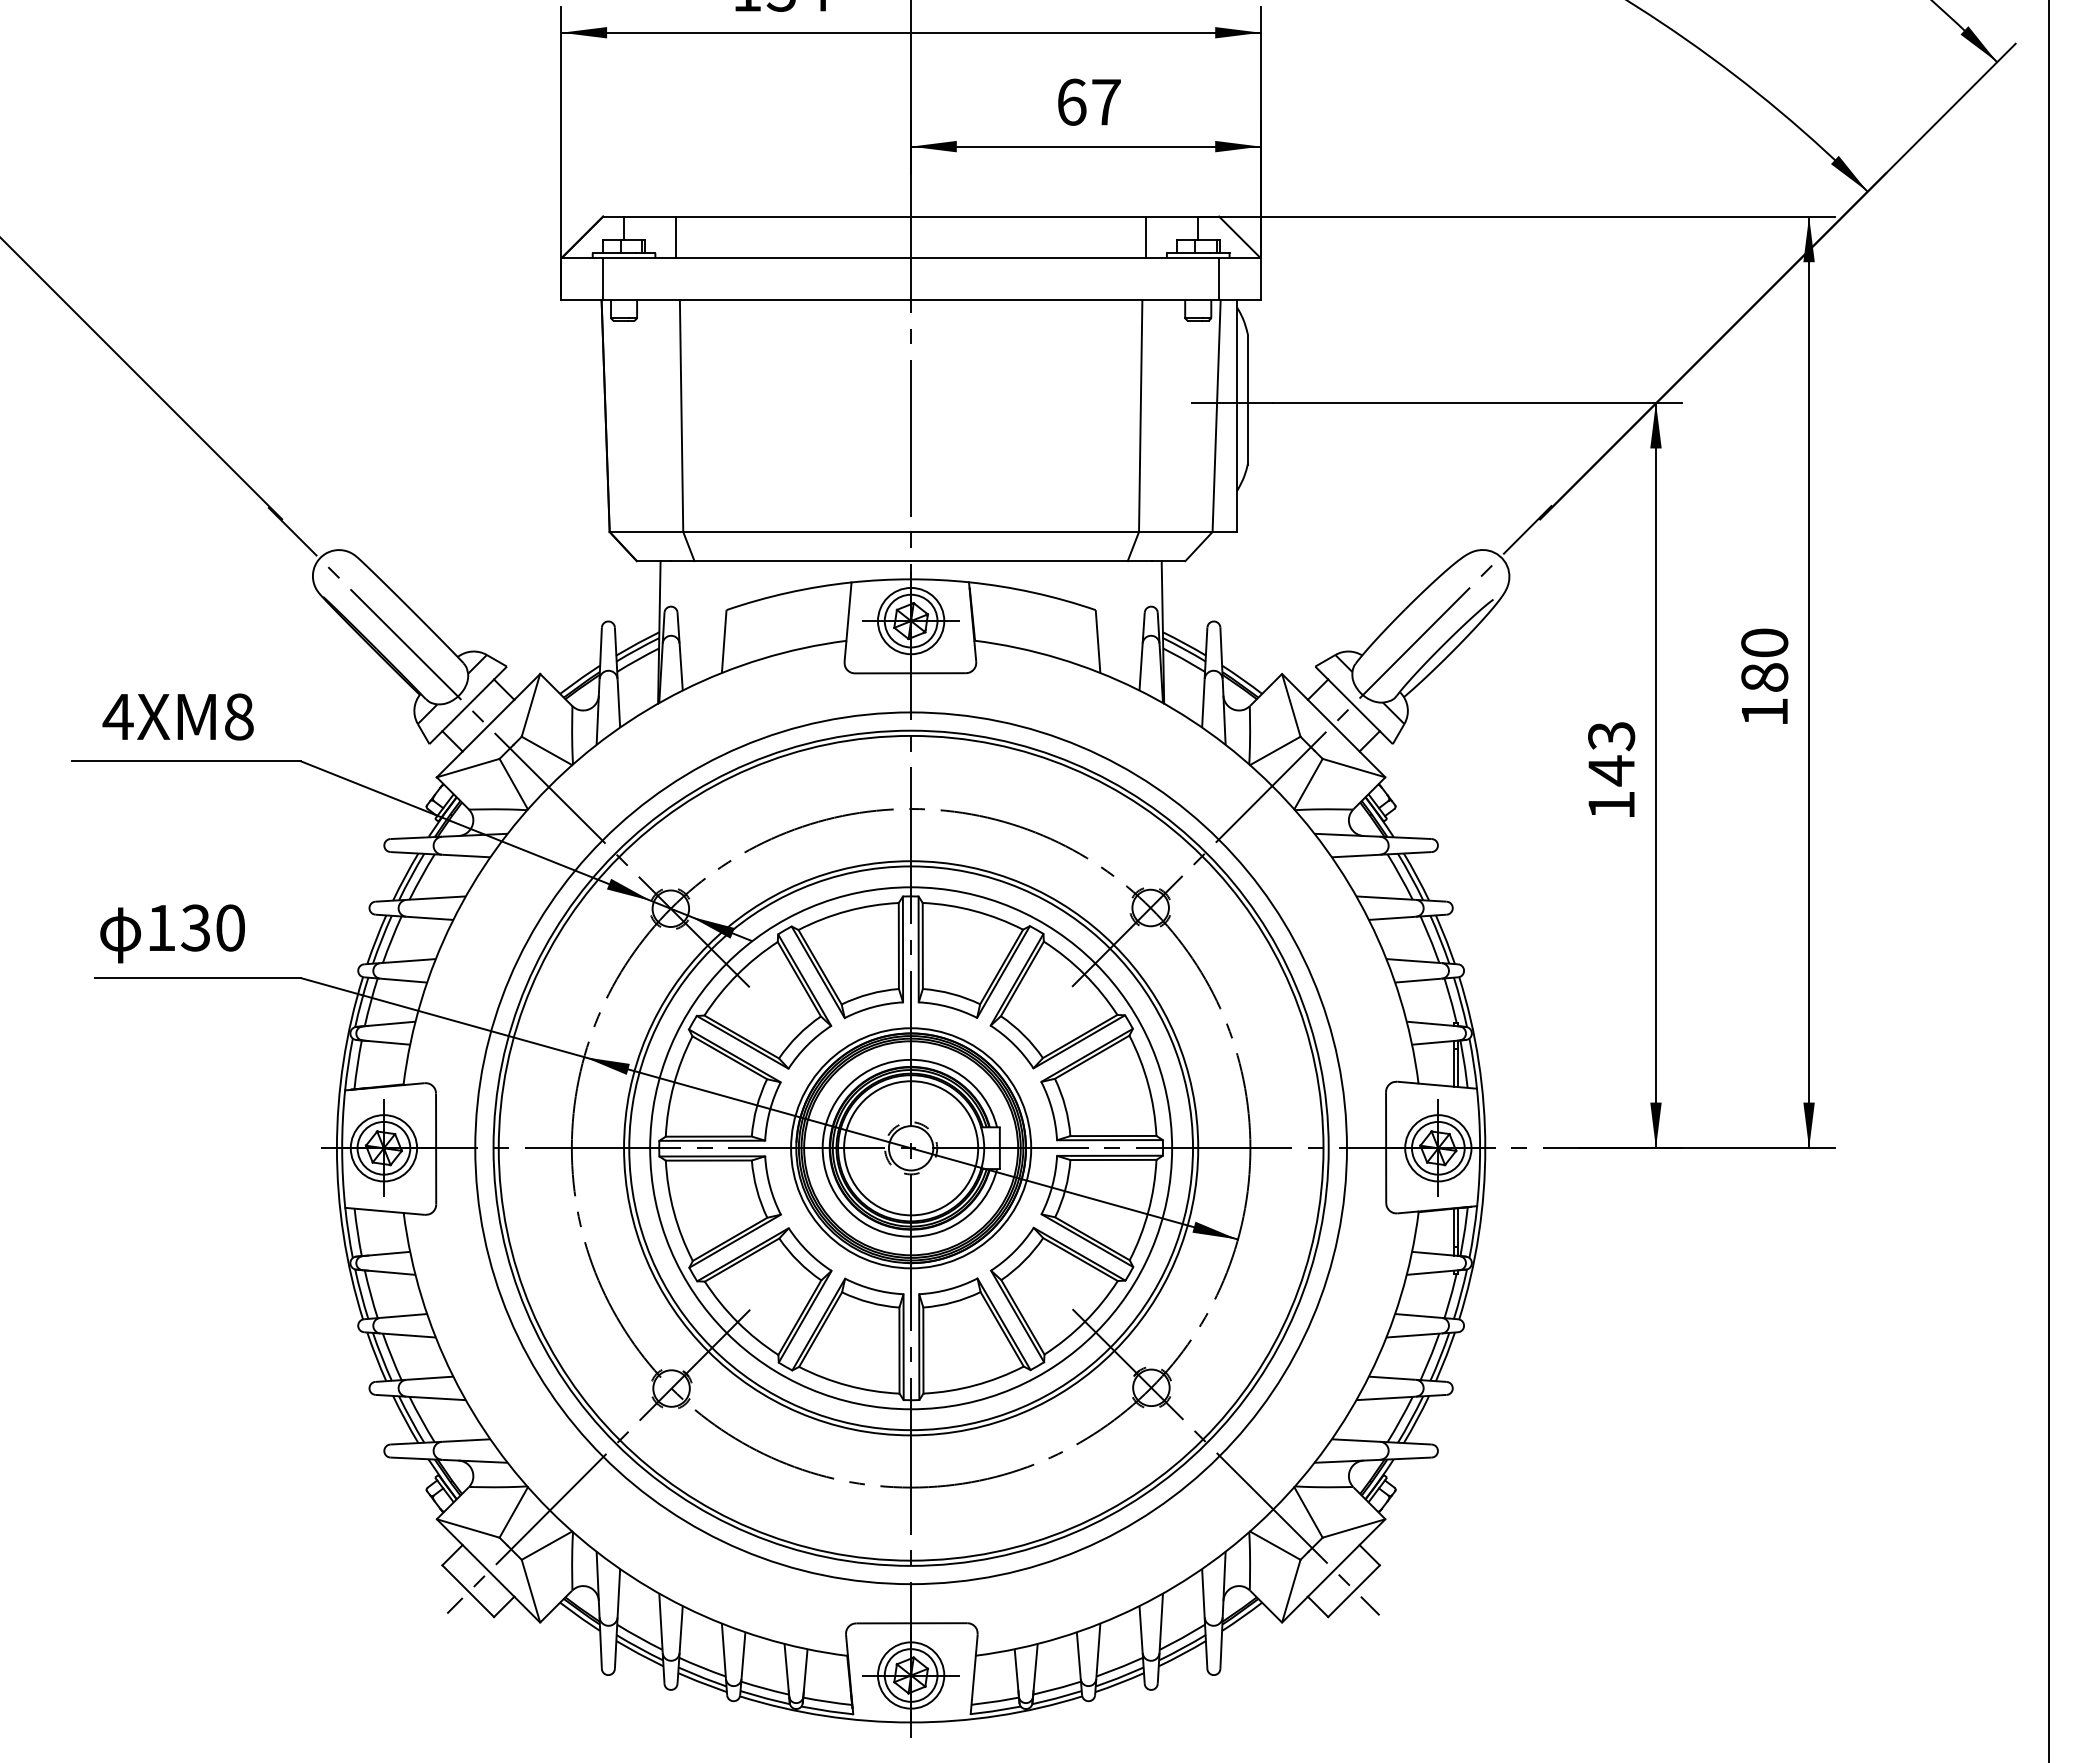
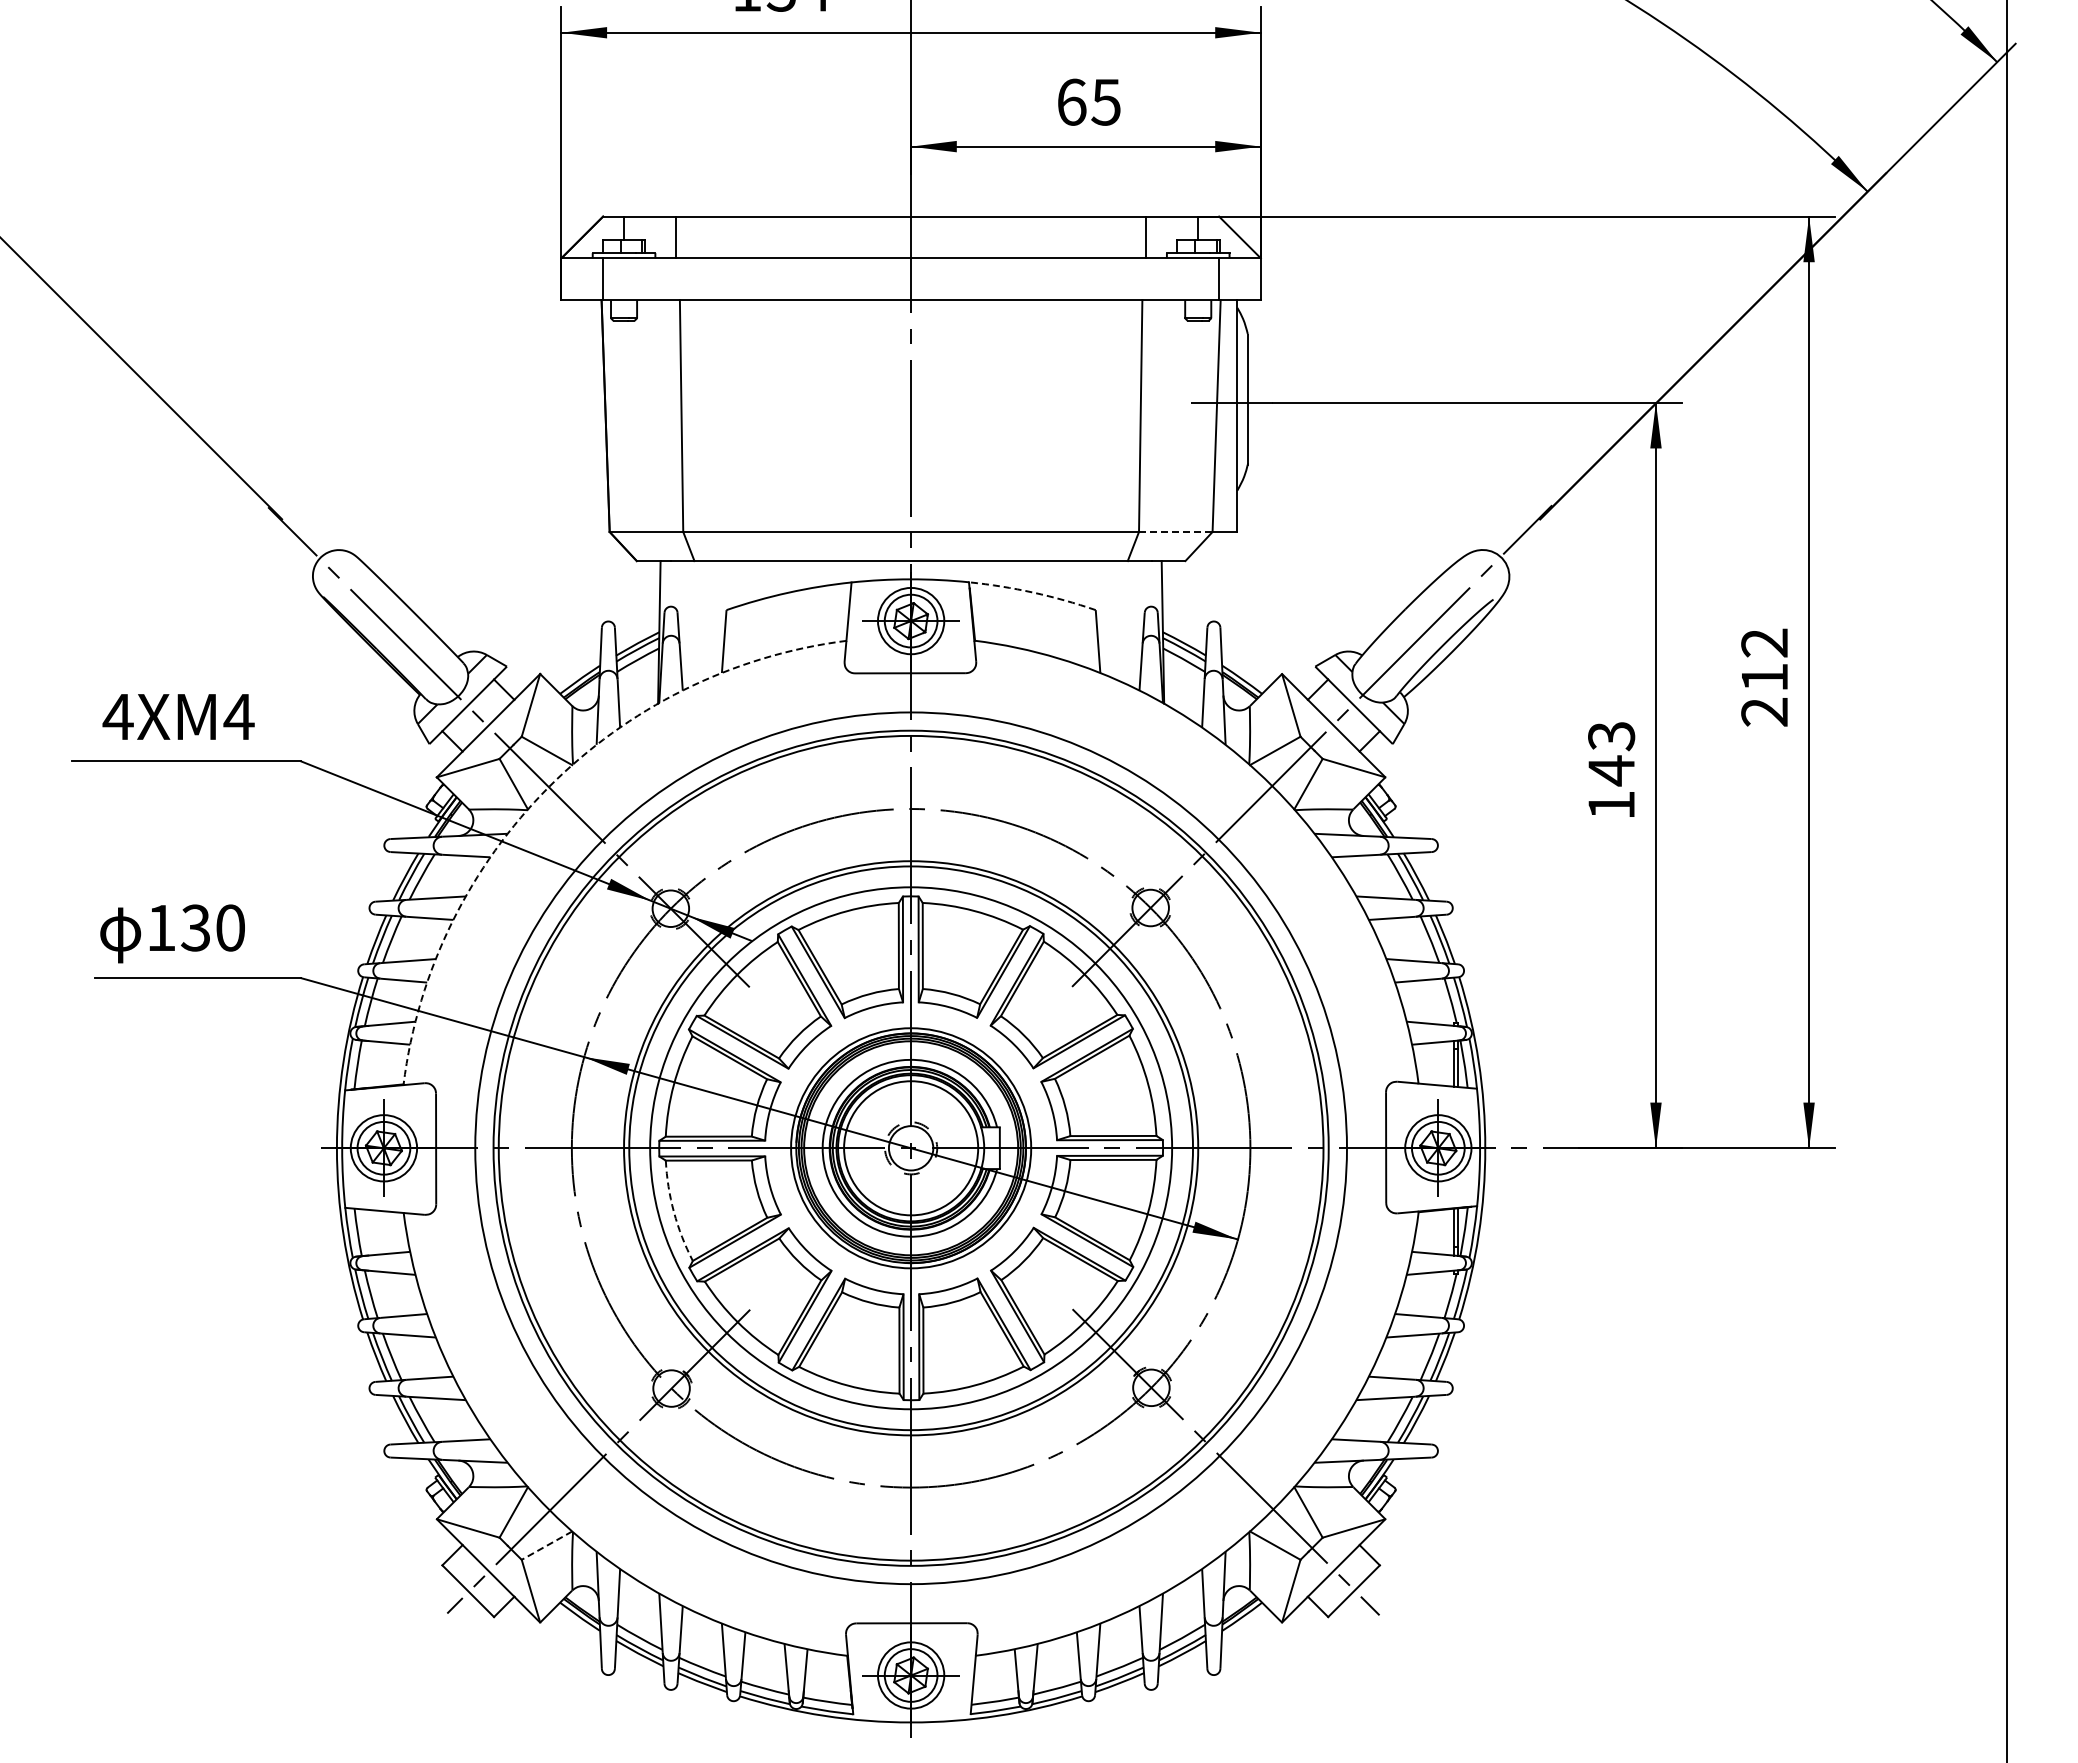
text: 67 -> 65 (1105, 102)
line: solid -> dashed (1175, 531)
arc: solid -> dashed (1033, 592)
text: 180 -> 212 (1764, 677)
text: 4XM8 -> 4XM4 (238, 716)
arc: solid -> dashed (548, 787)
line position: (2048, 880) -> (2006, 880) (2006, 880)
arc: solid -> dashed (673, 1212)
line: solid -> dashed (546, 1545)
